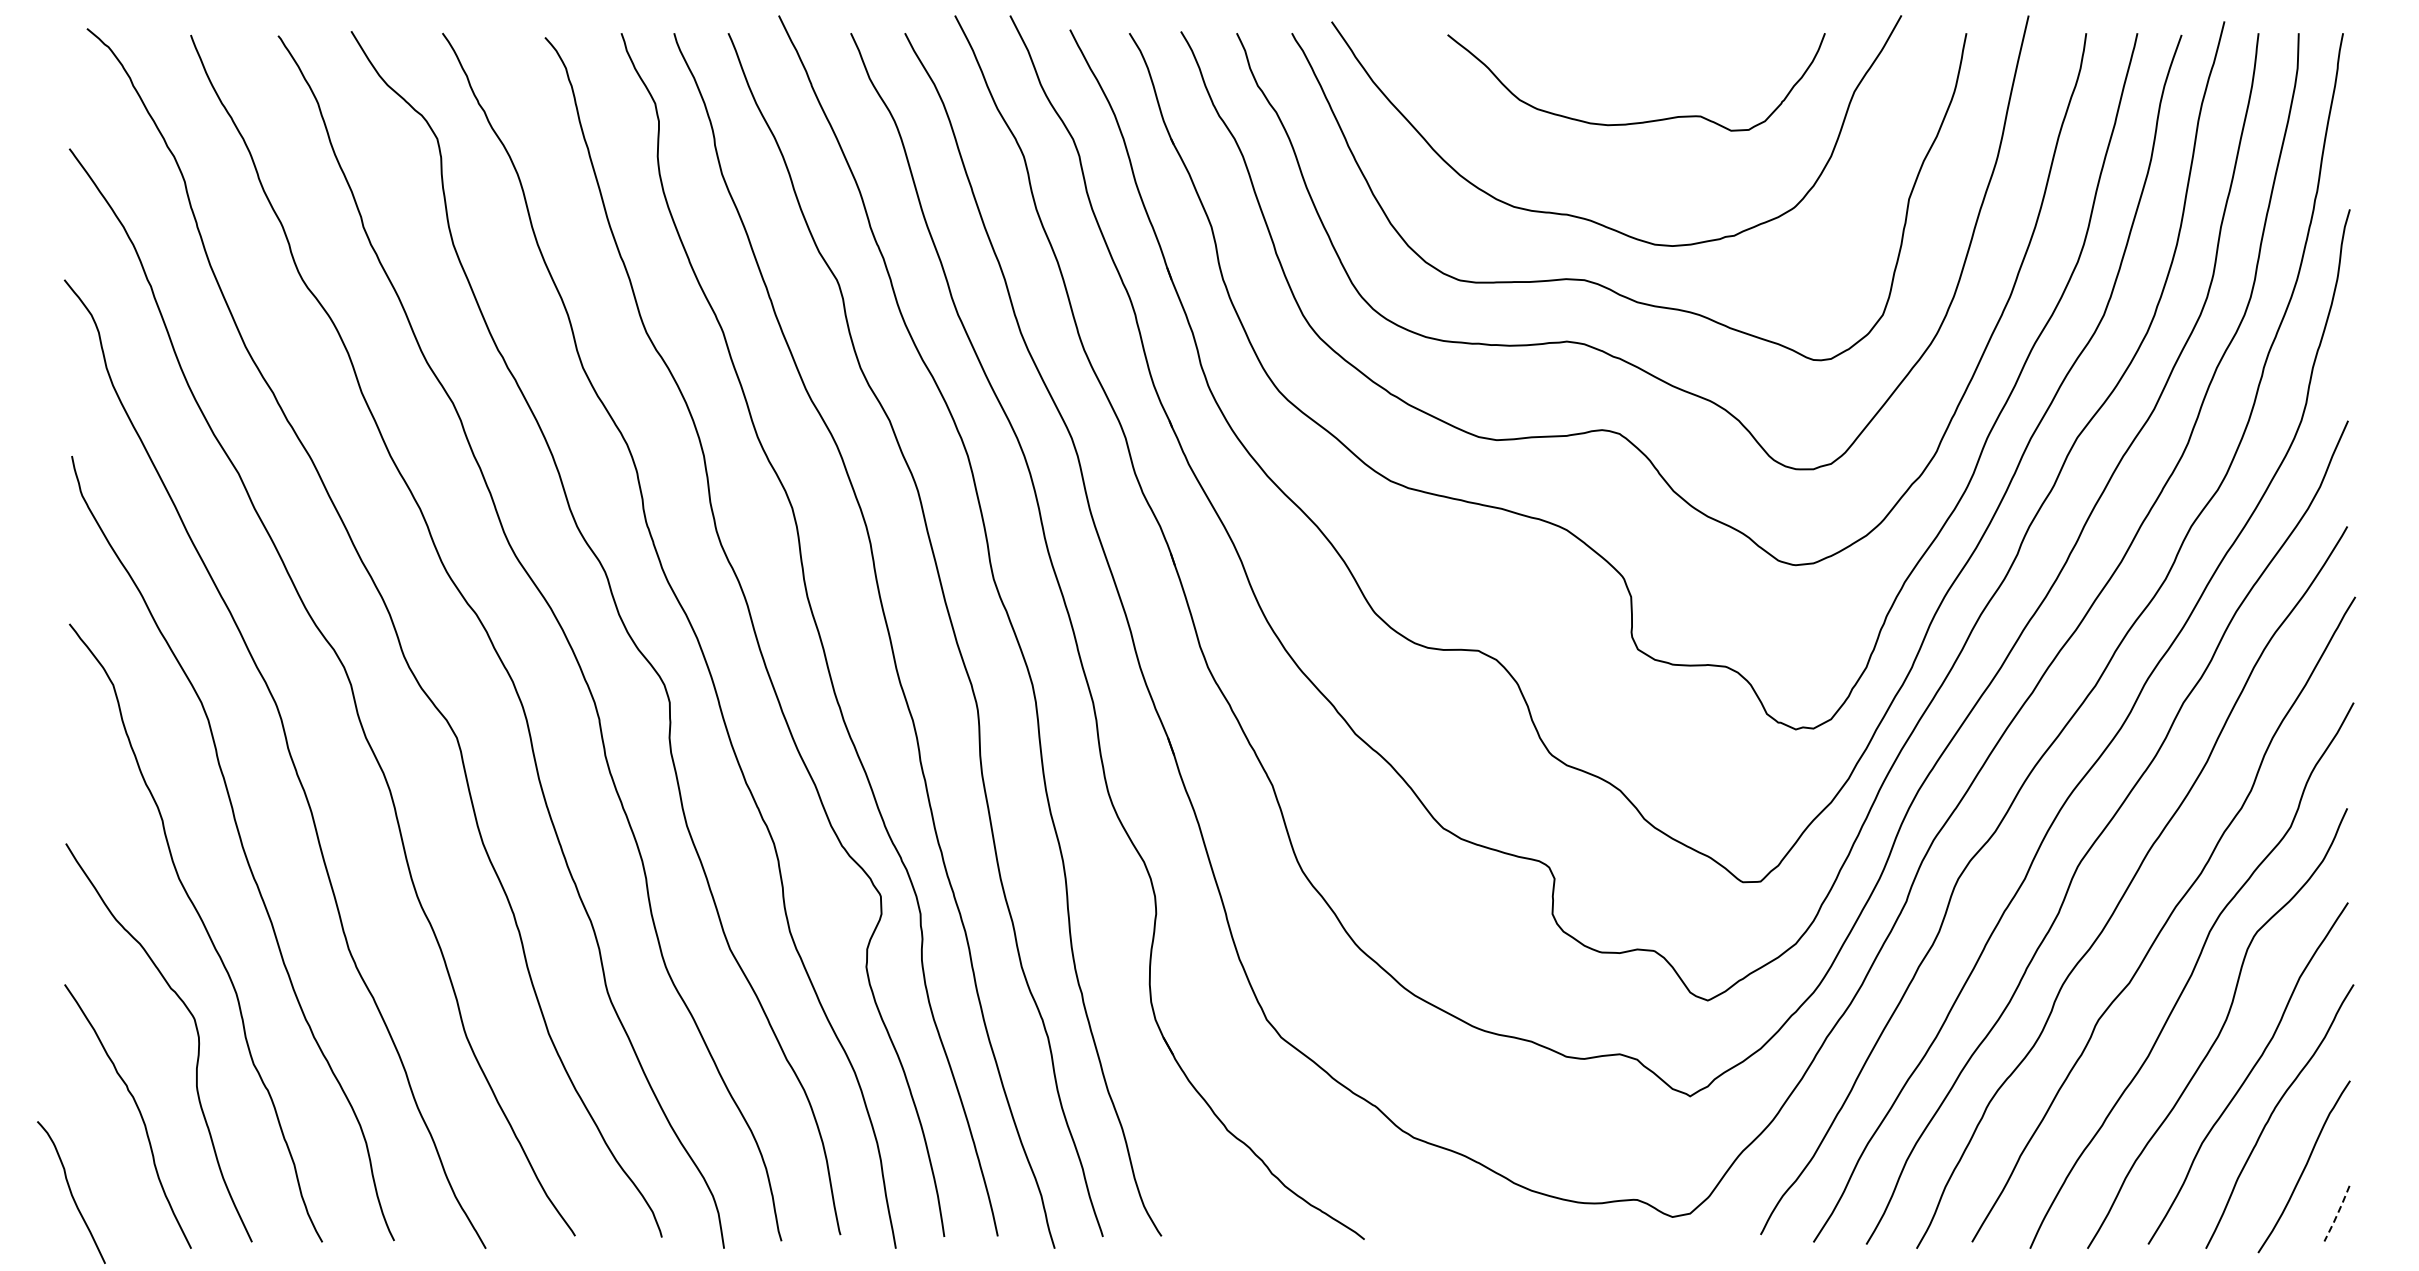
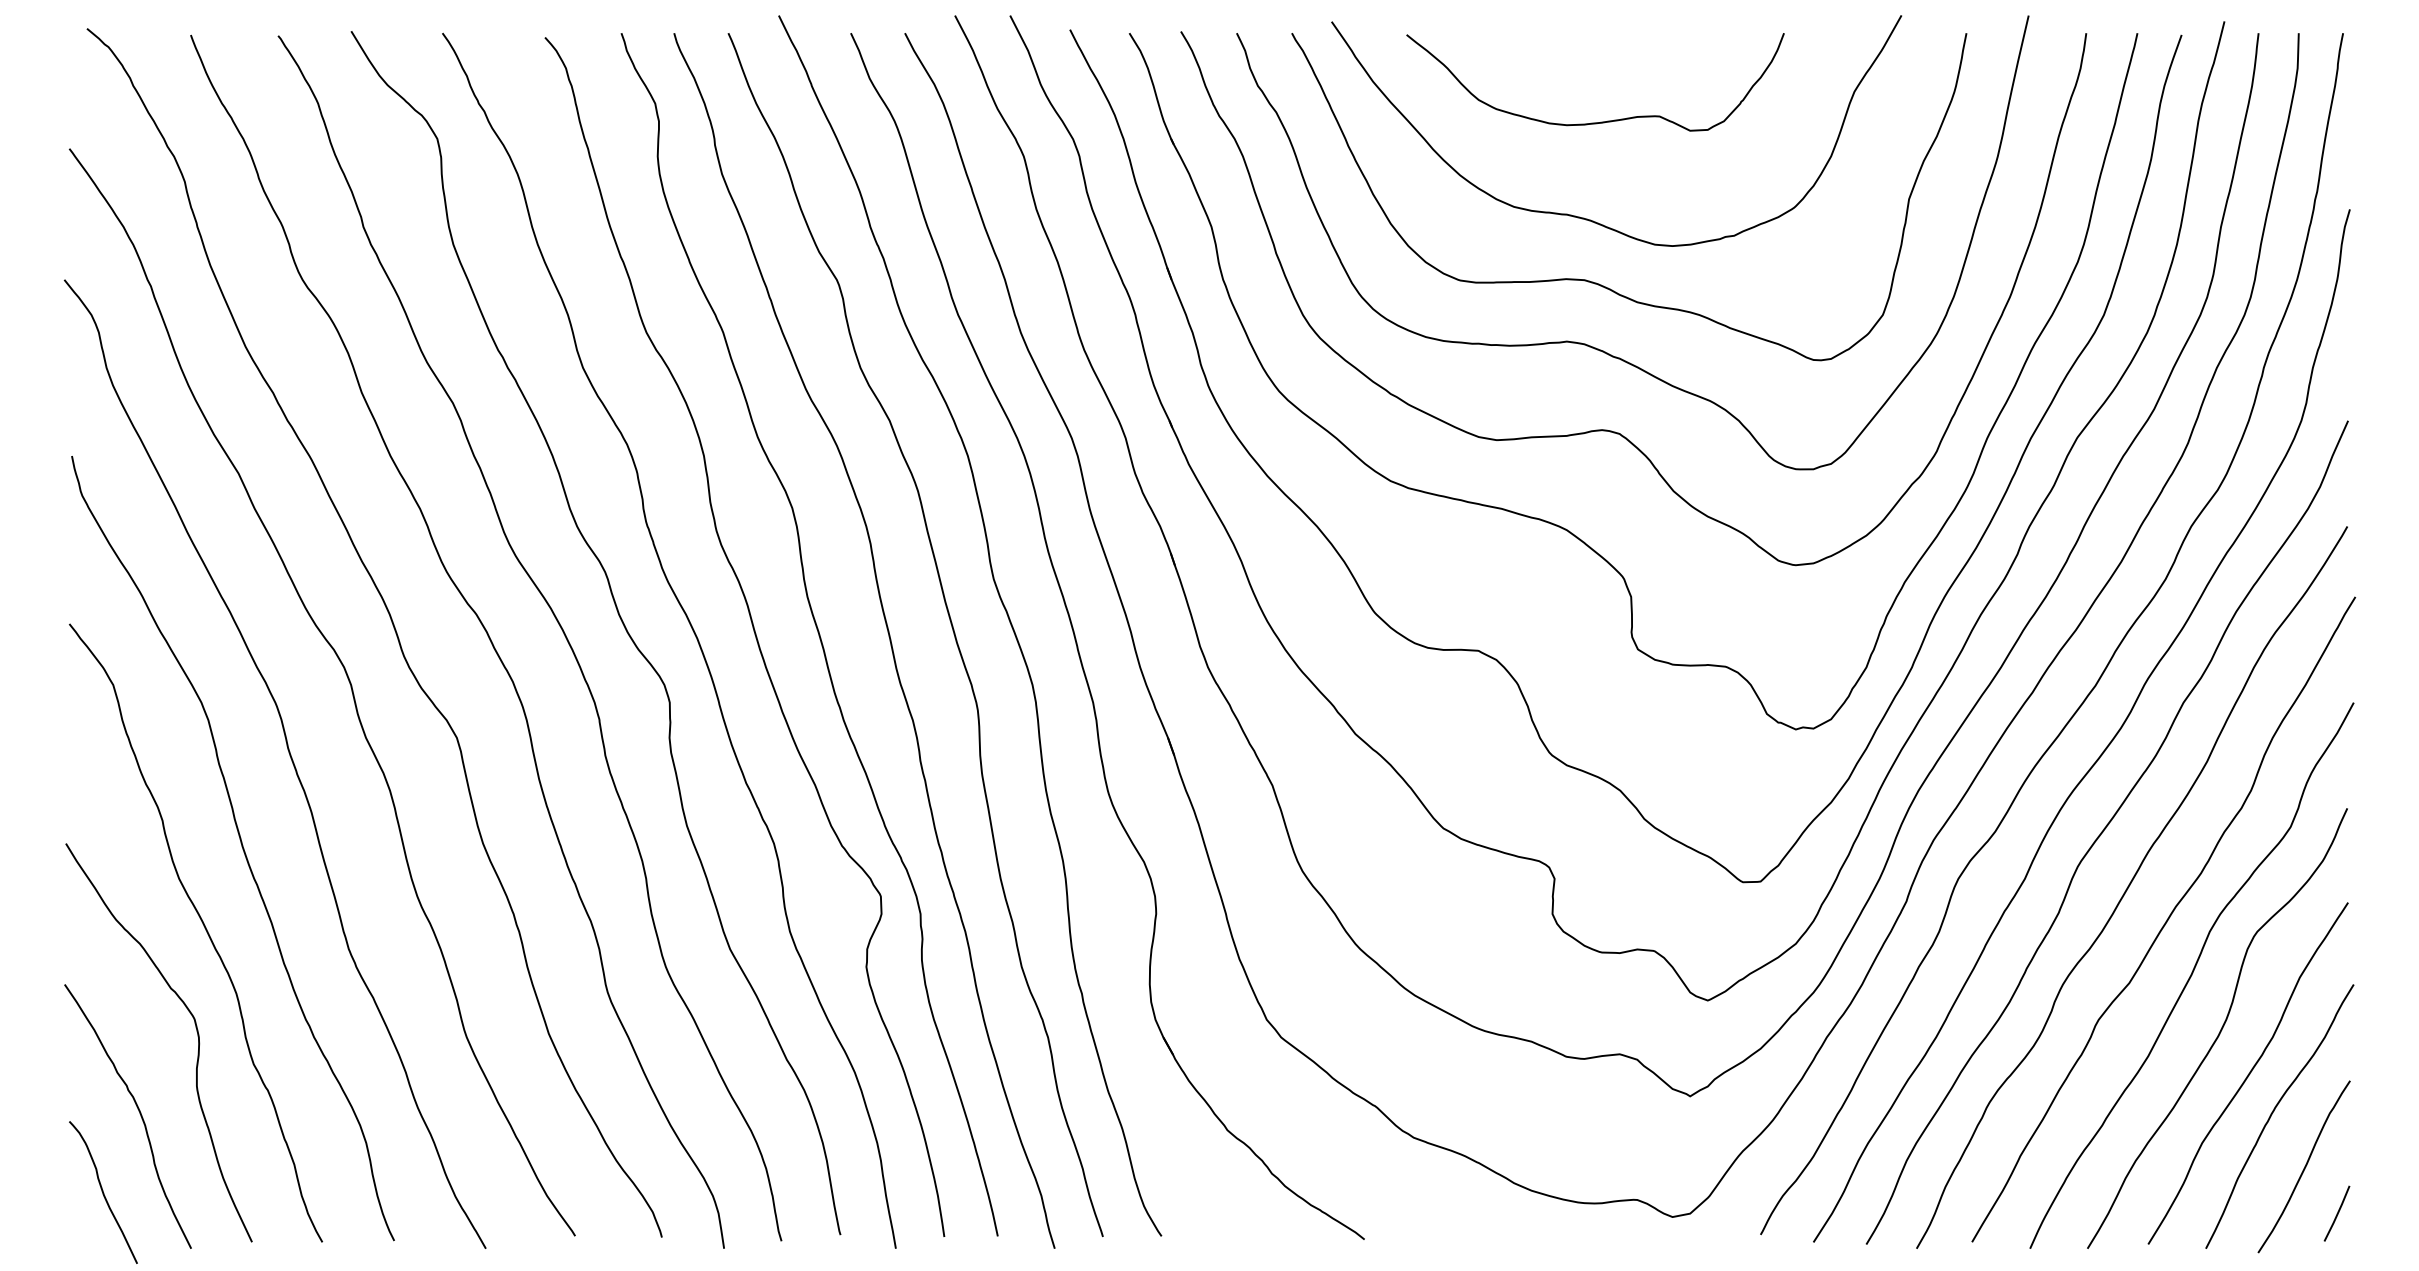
curve position: (1642, 121) -> (1601, 121) (1601, 121)
curve position: (71, 1192) -> (103, 1192) (103, 1192)
line: dashed -> solid (2337, 1213)
